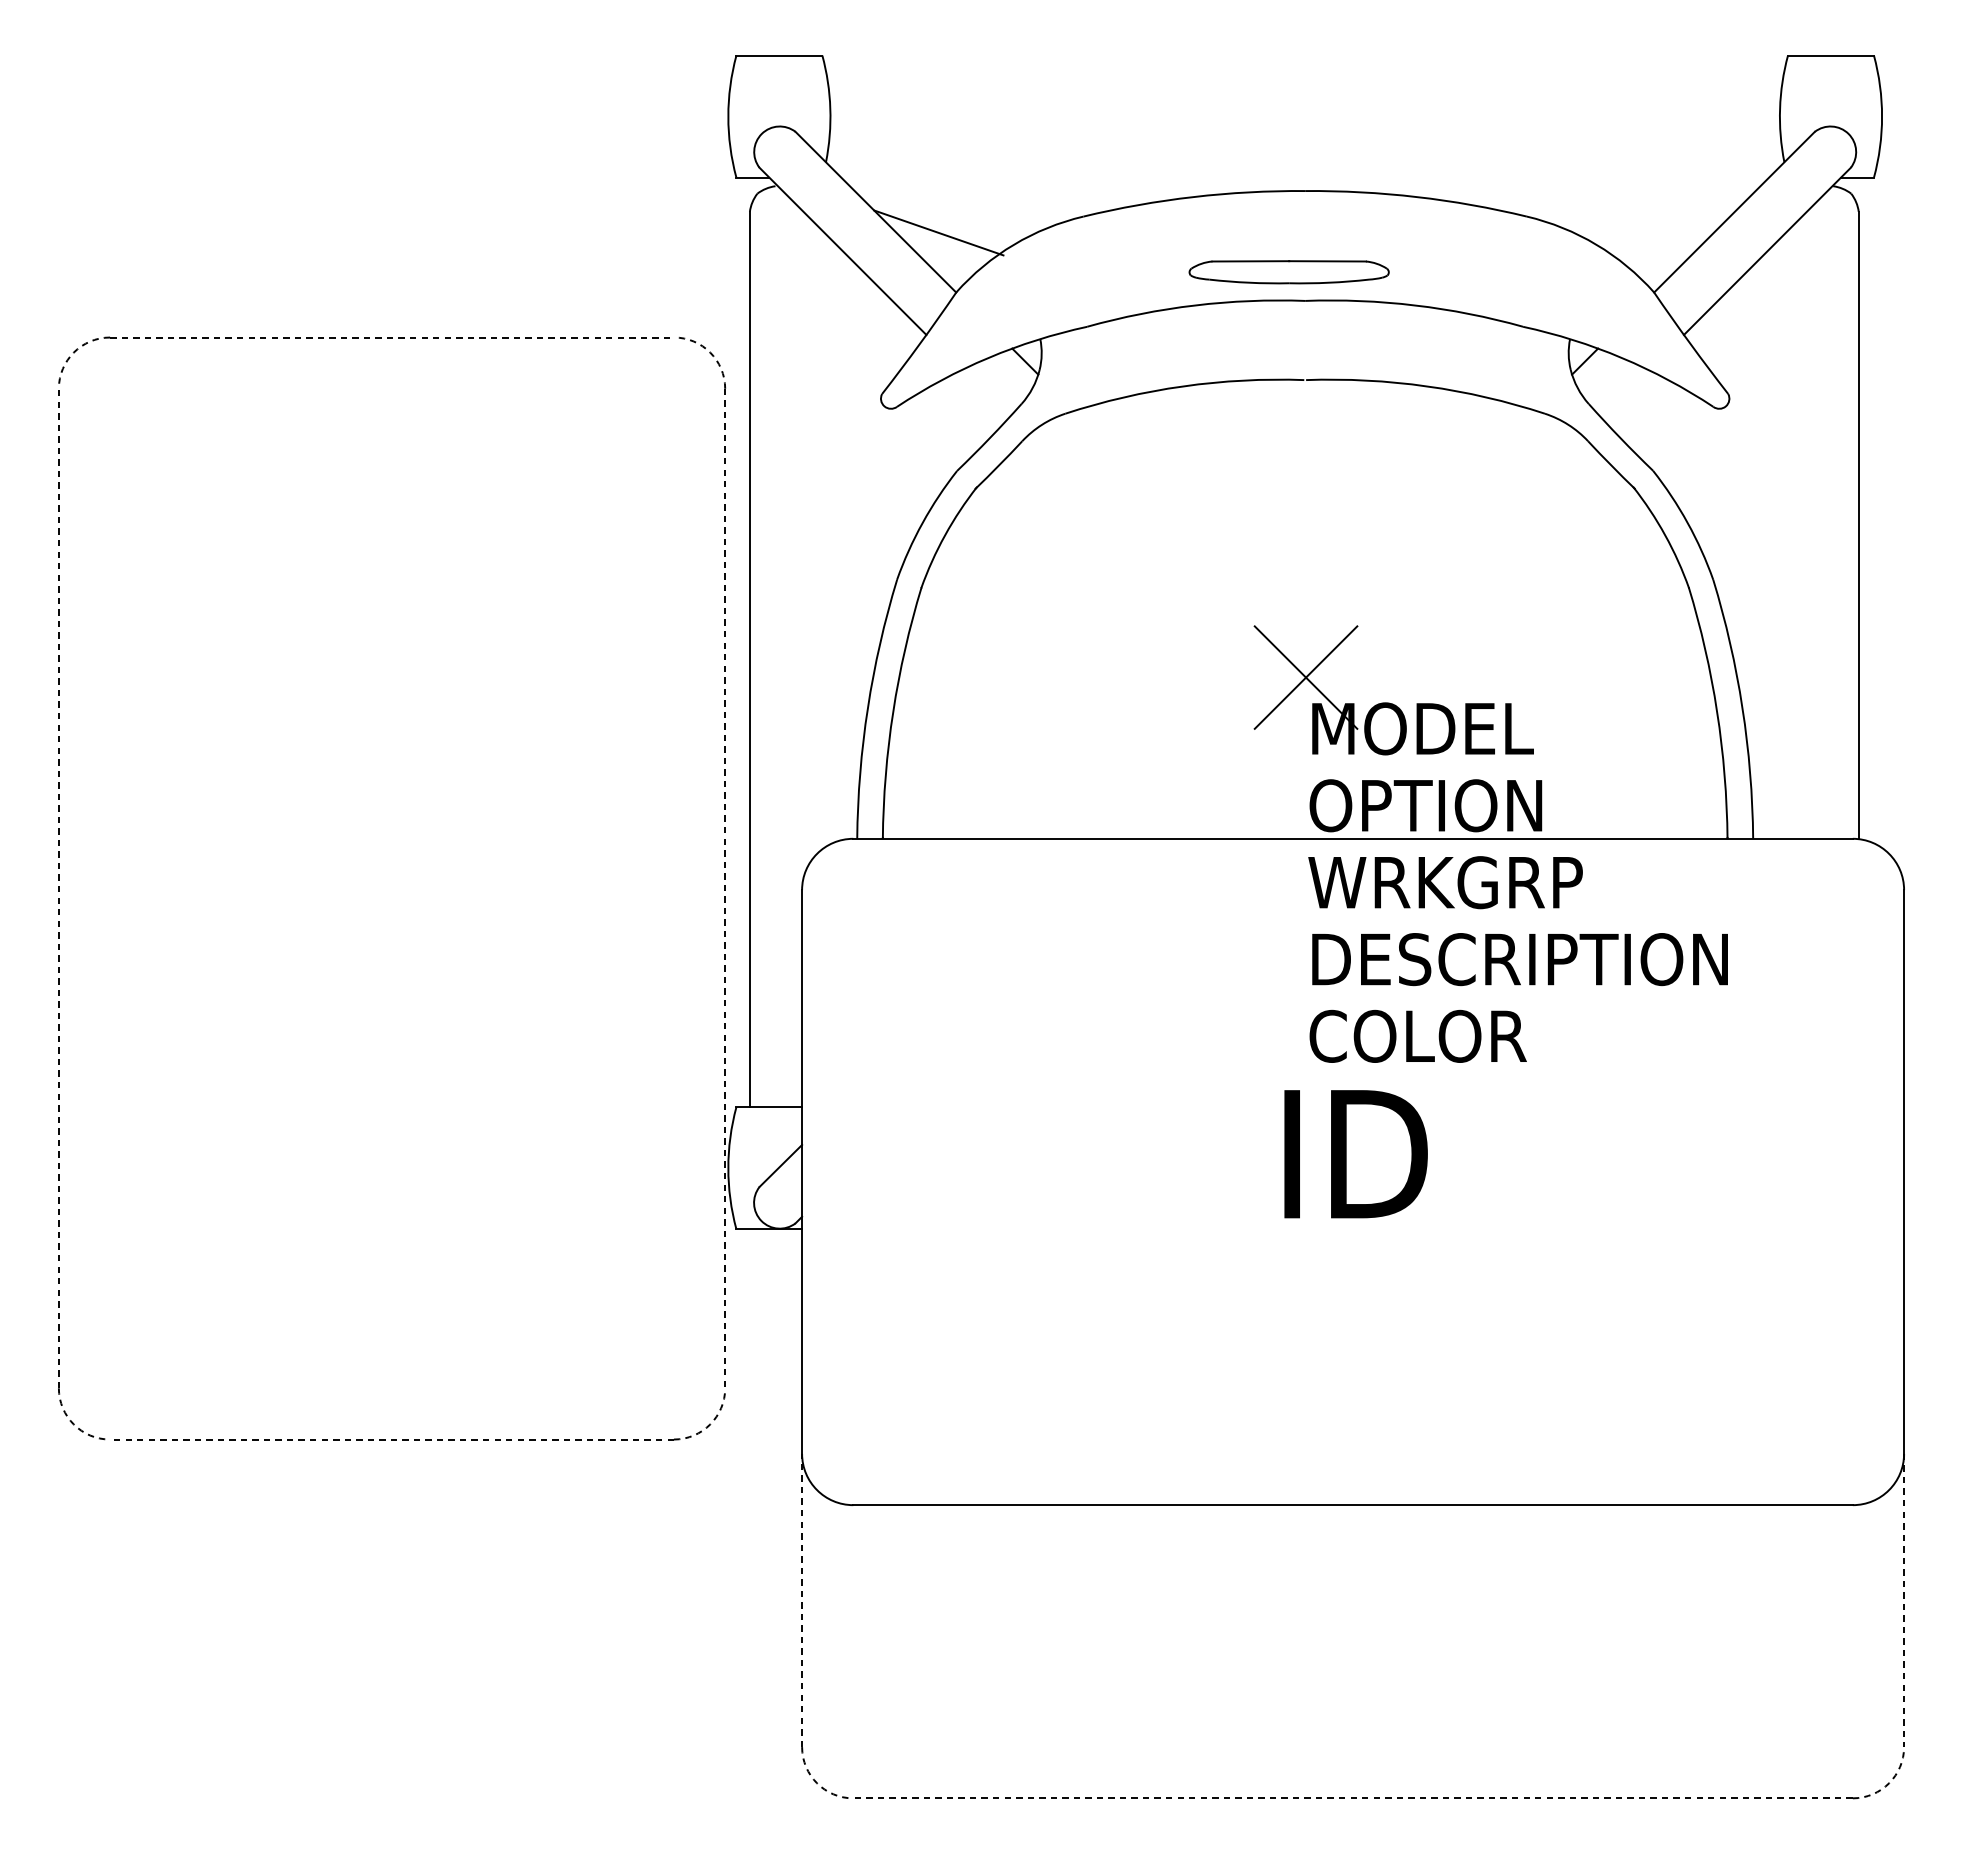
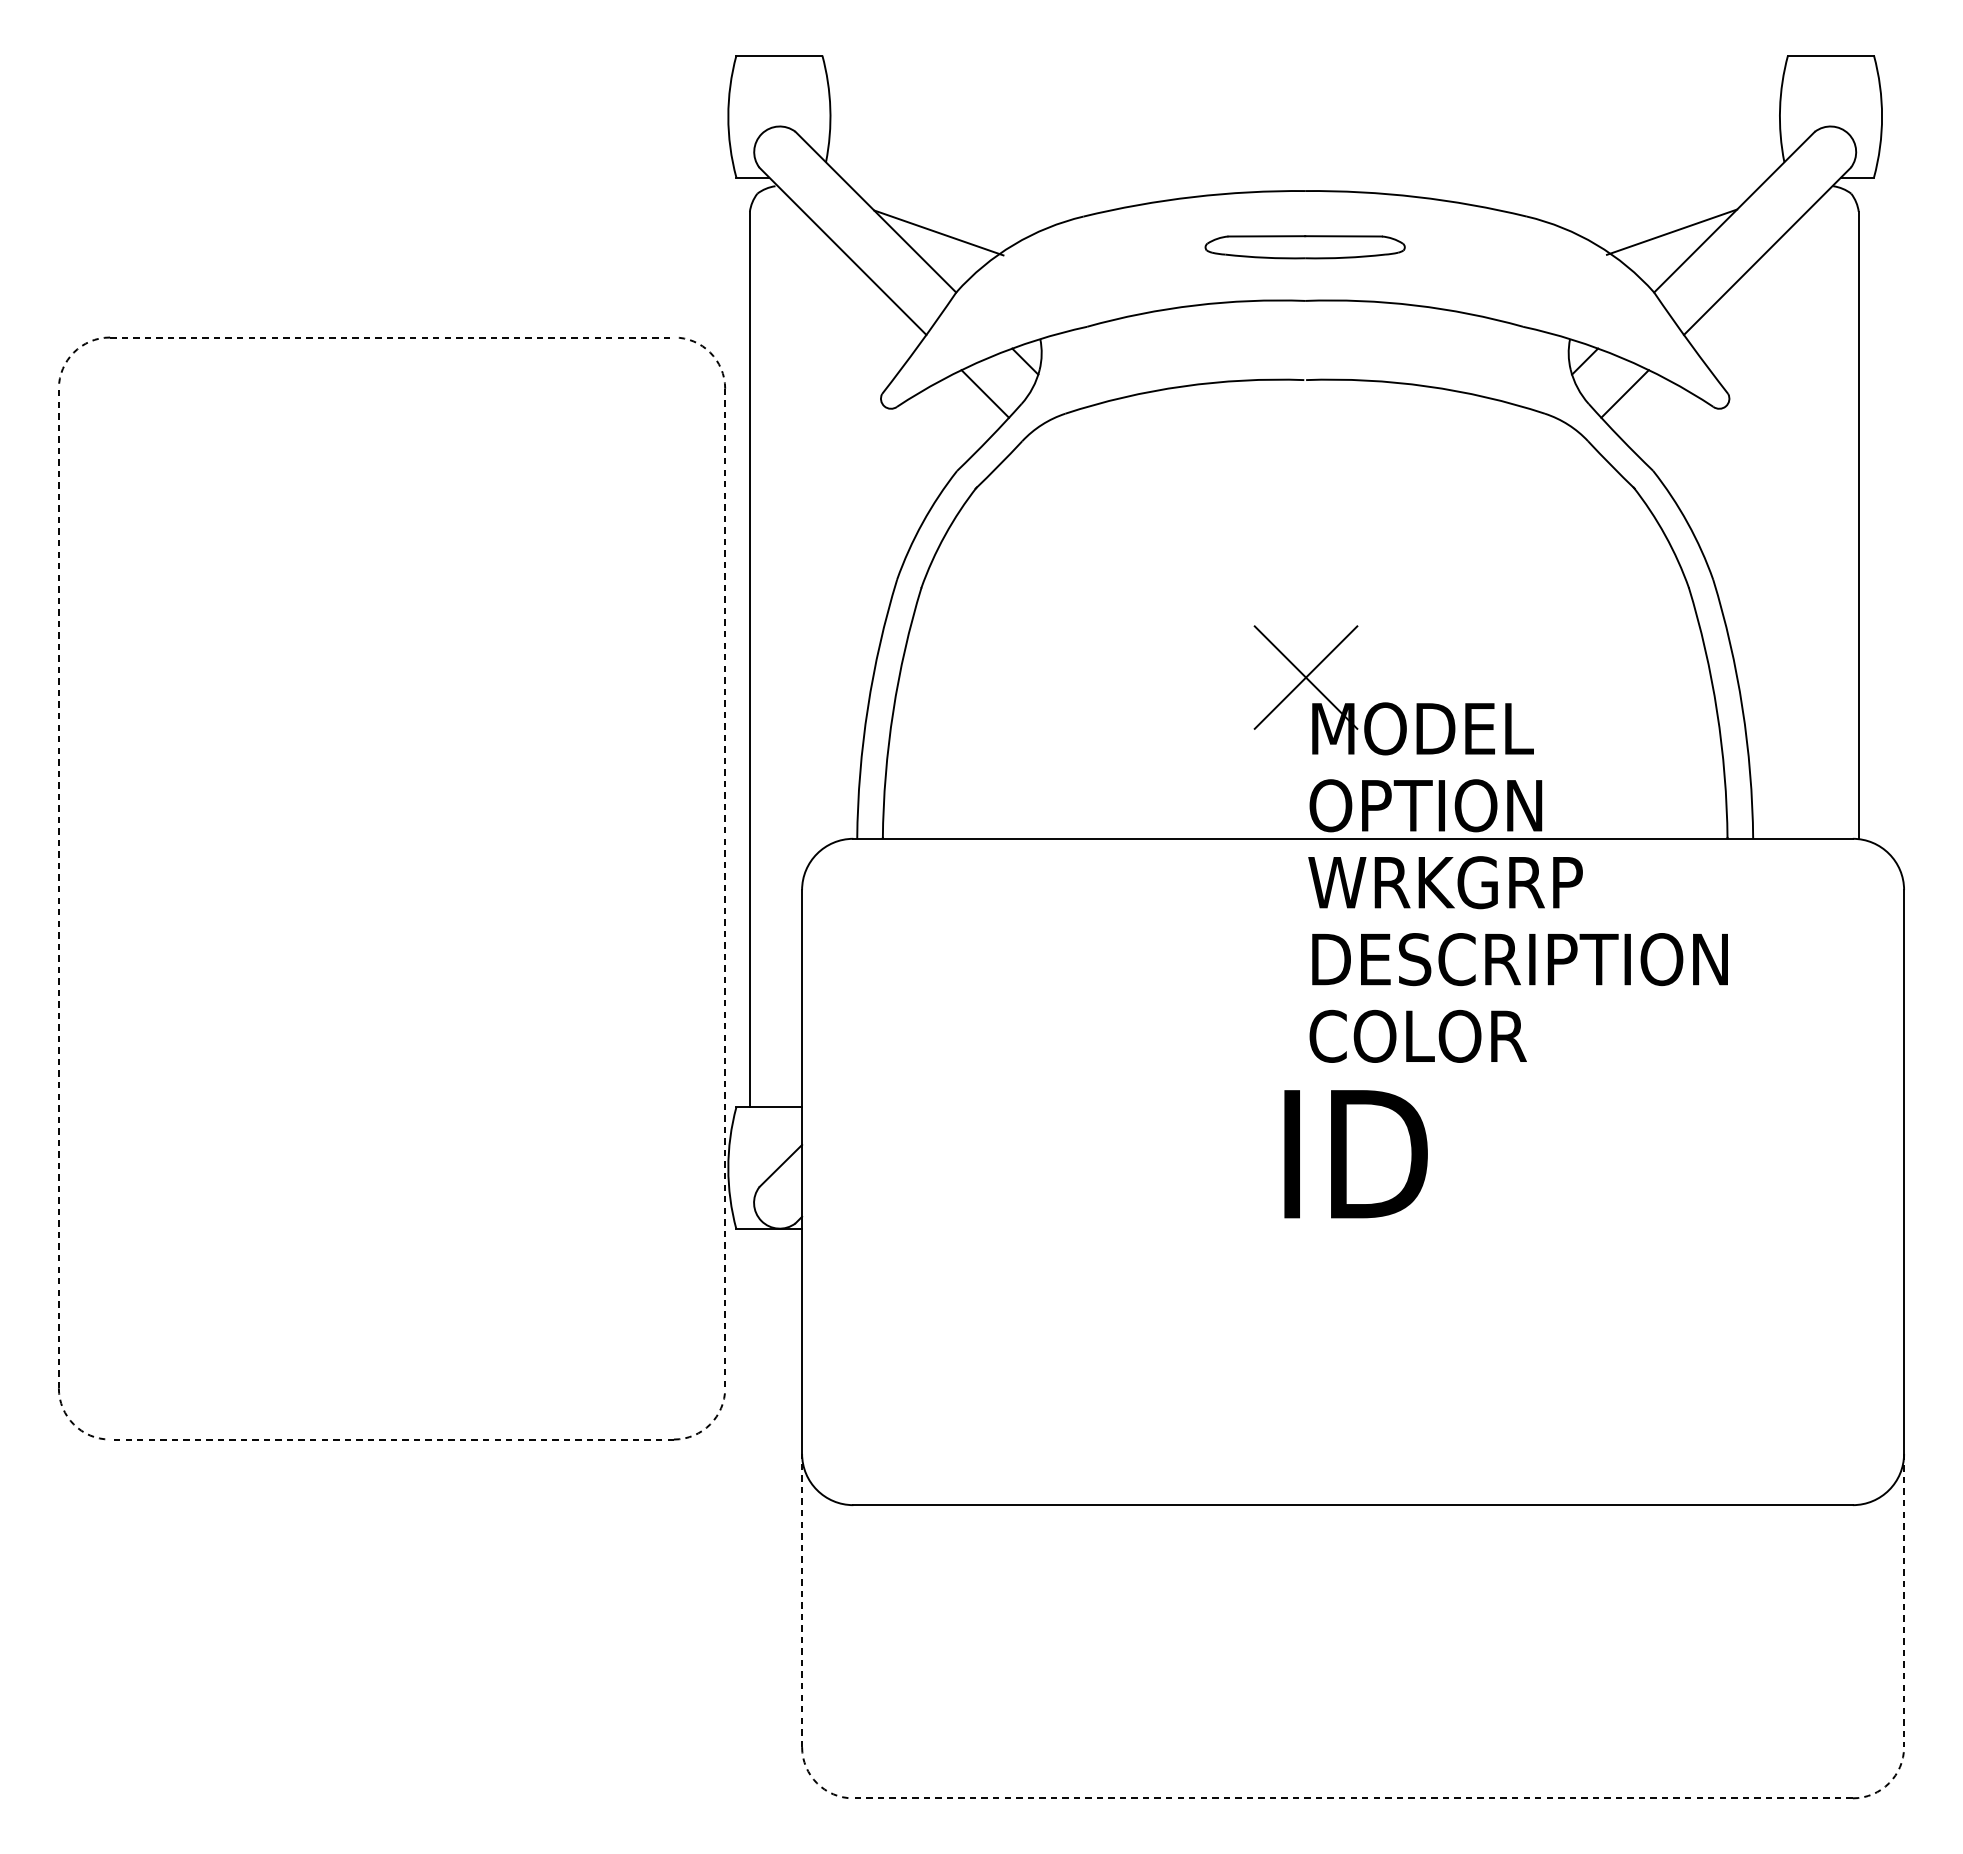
line: none -> present (1671, 231)
part position: (1288, 272) -> (1304, 247) (1304, 247)
line: none -> present (985, 393)
line: none -> present (1624, 393)
